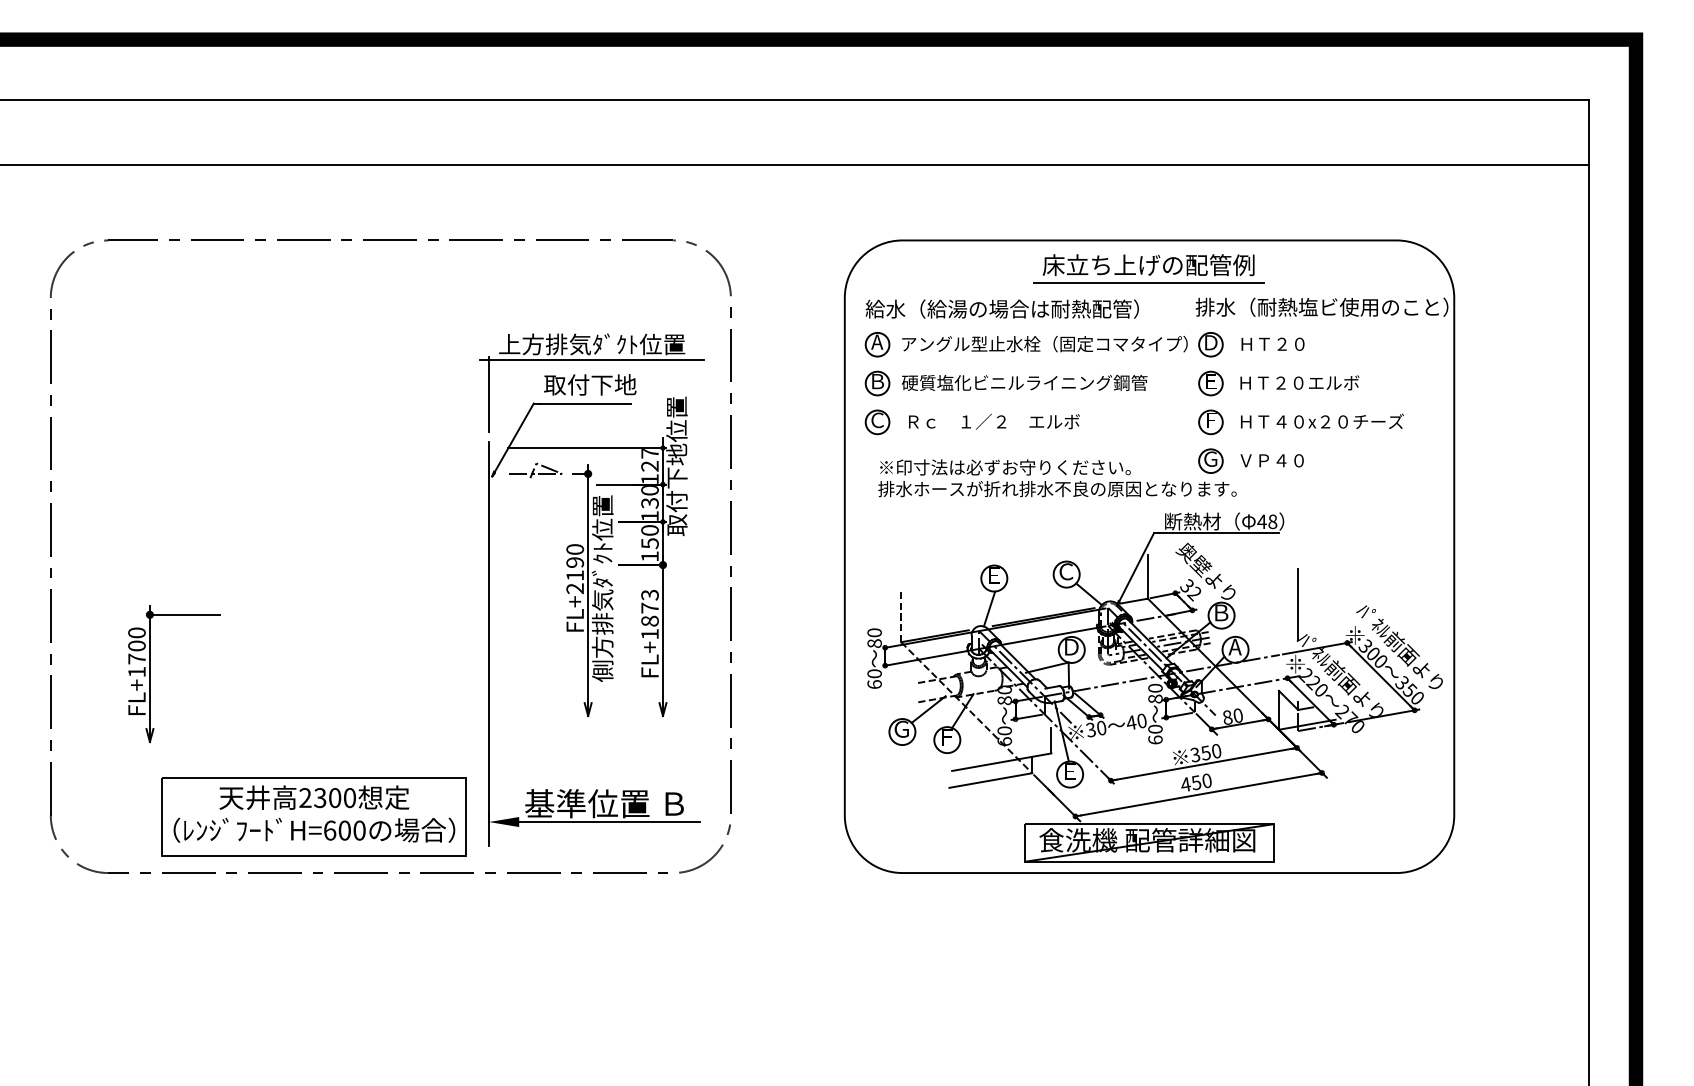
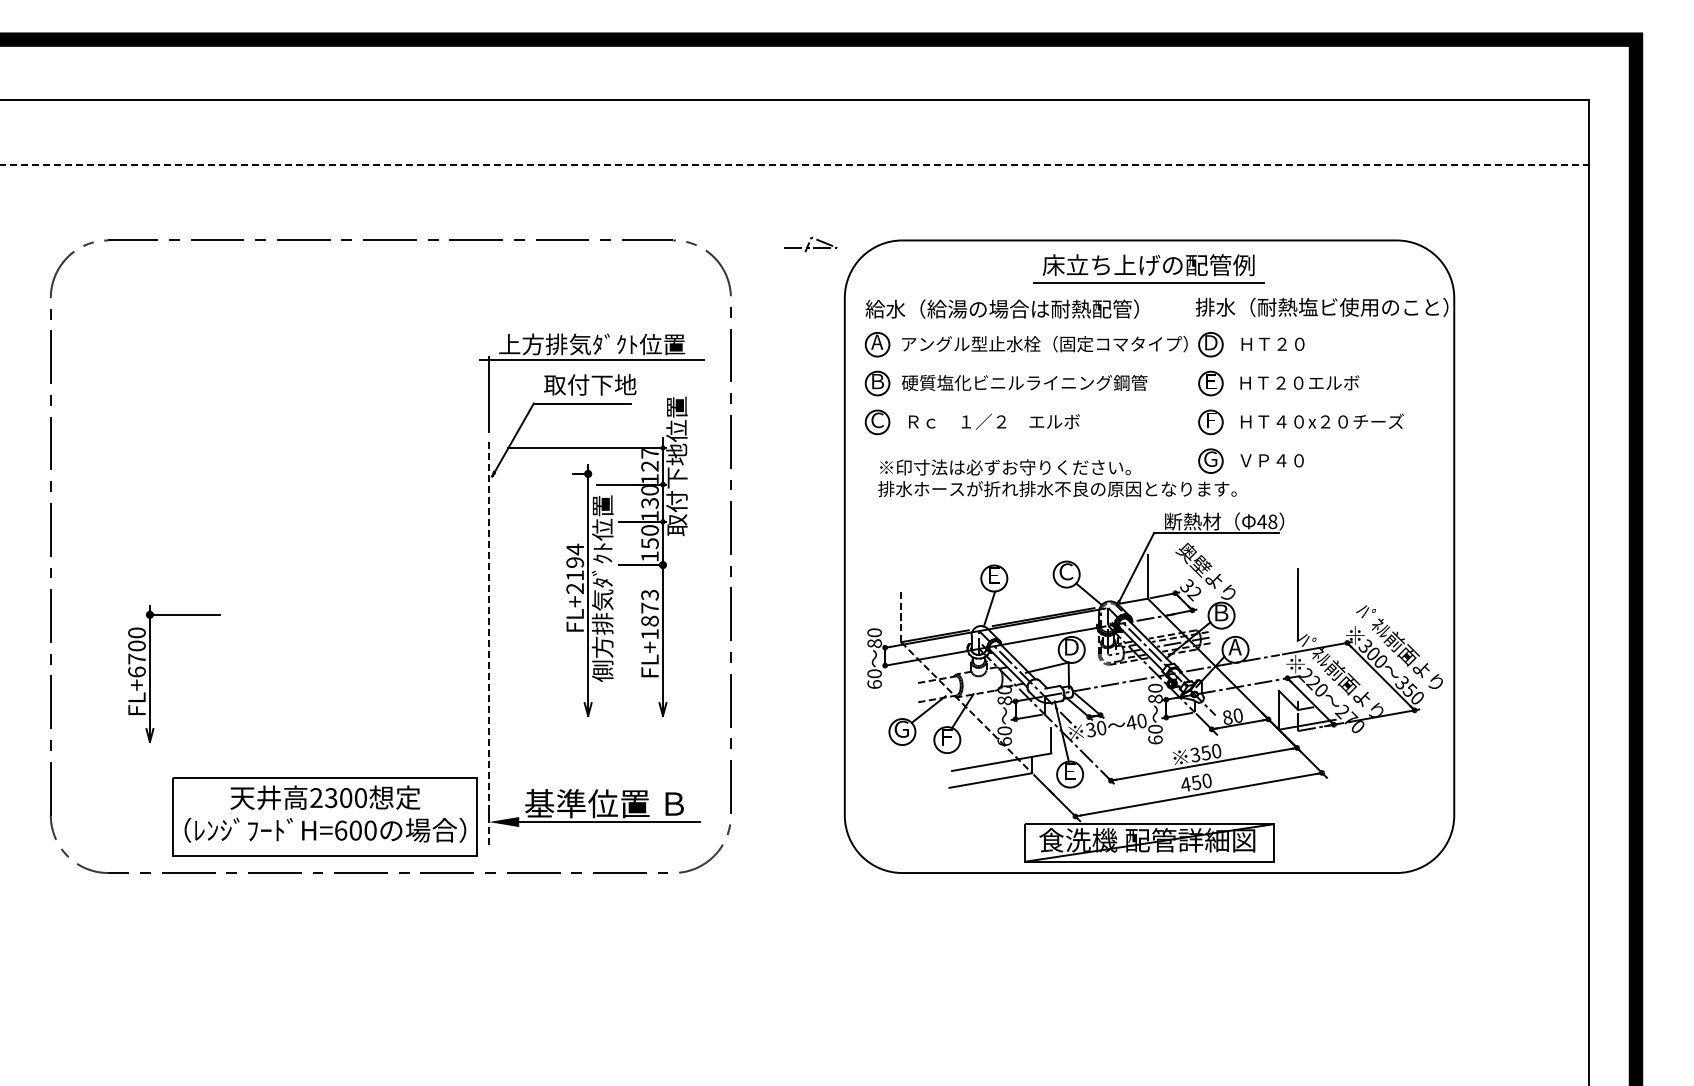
line: solid -> dashed (795, 165)
line position: (534, 470) -> (809, 244) (809, 244)
text: FL+2190 -> FL+2194 (575, 549)
line: solid -> dashed (489, 644)
text: FL+1700 -> FL+6700 (136, 671)
part position: (313, 816) -> (324, 816) (324, 816)
